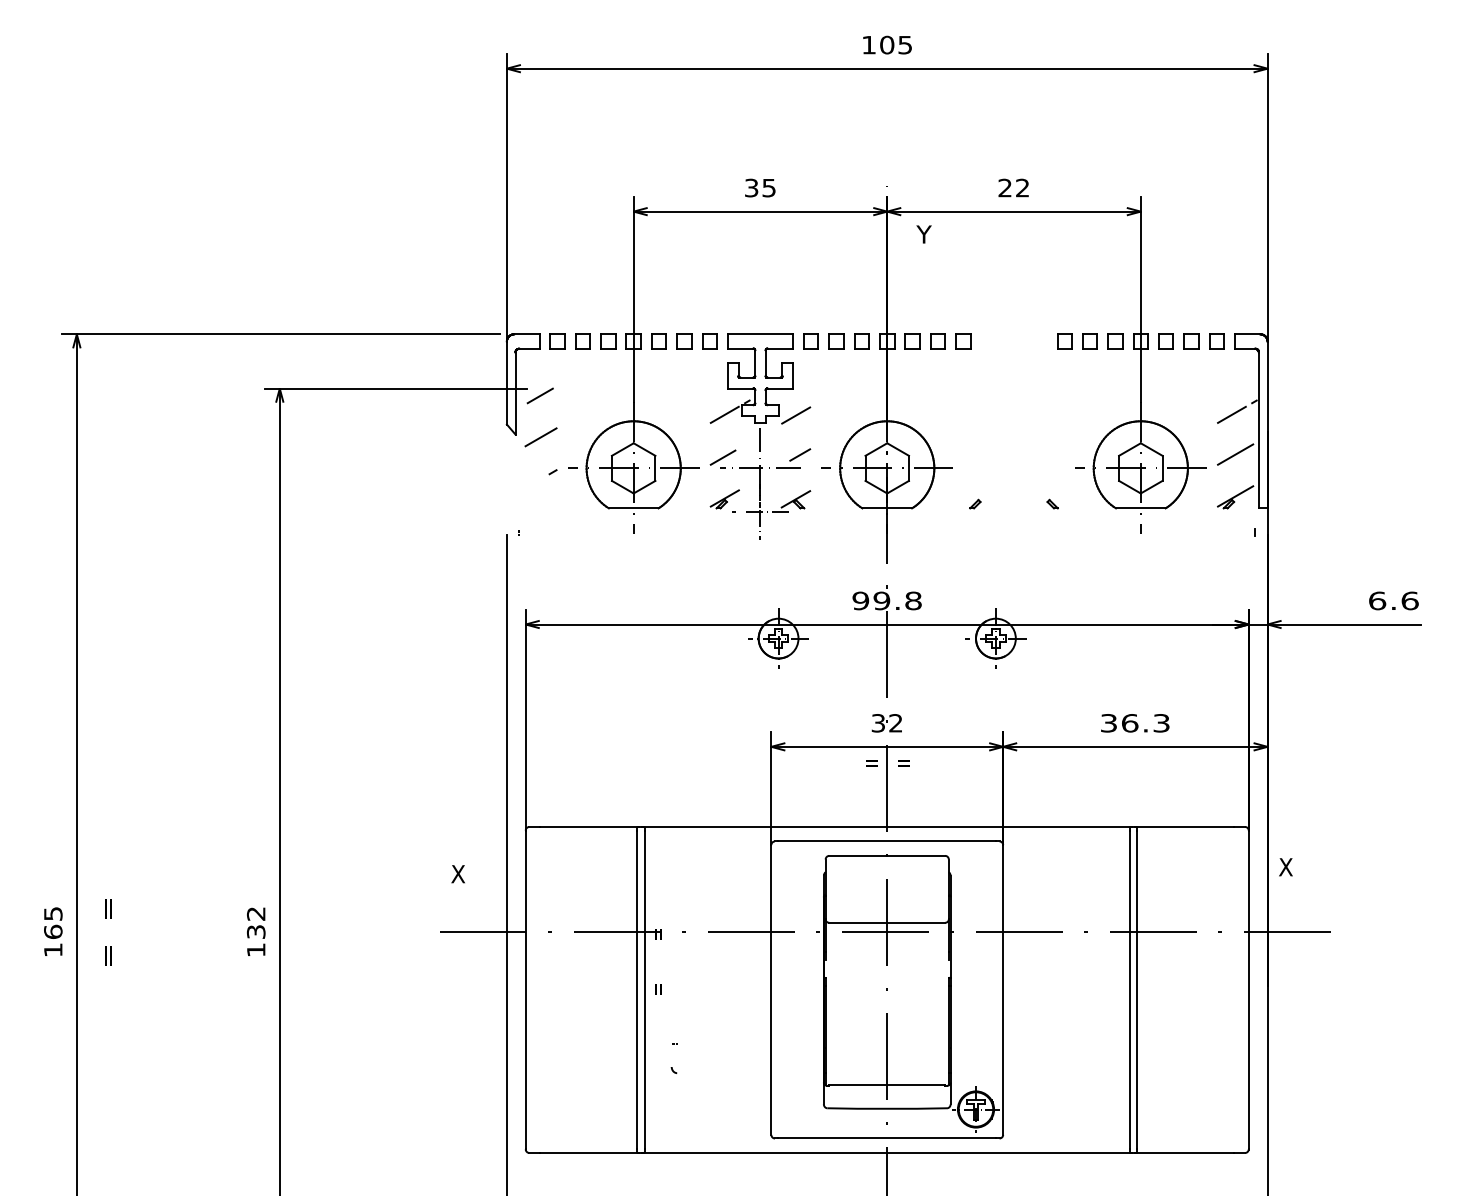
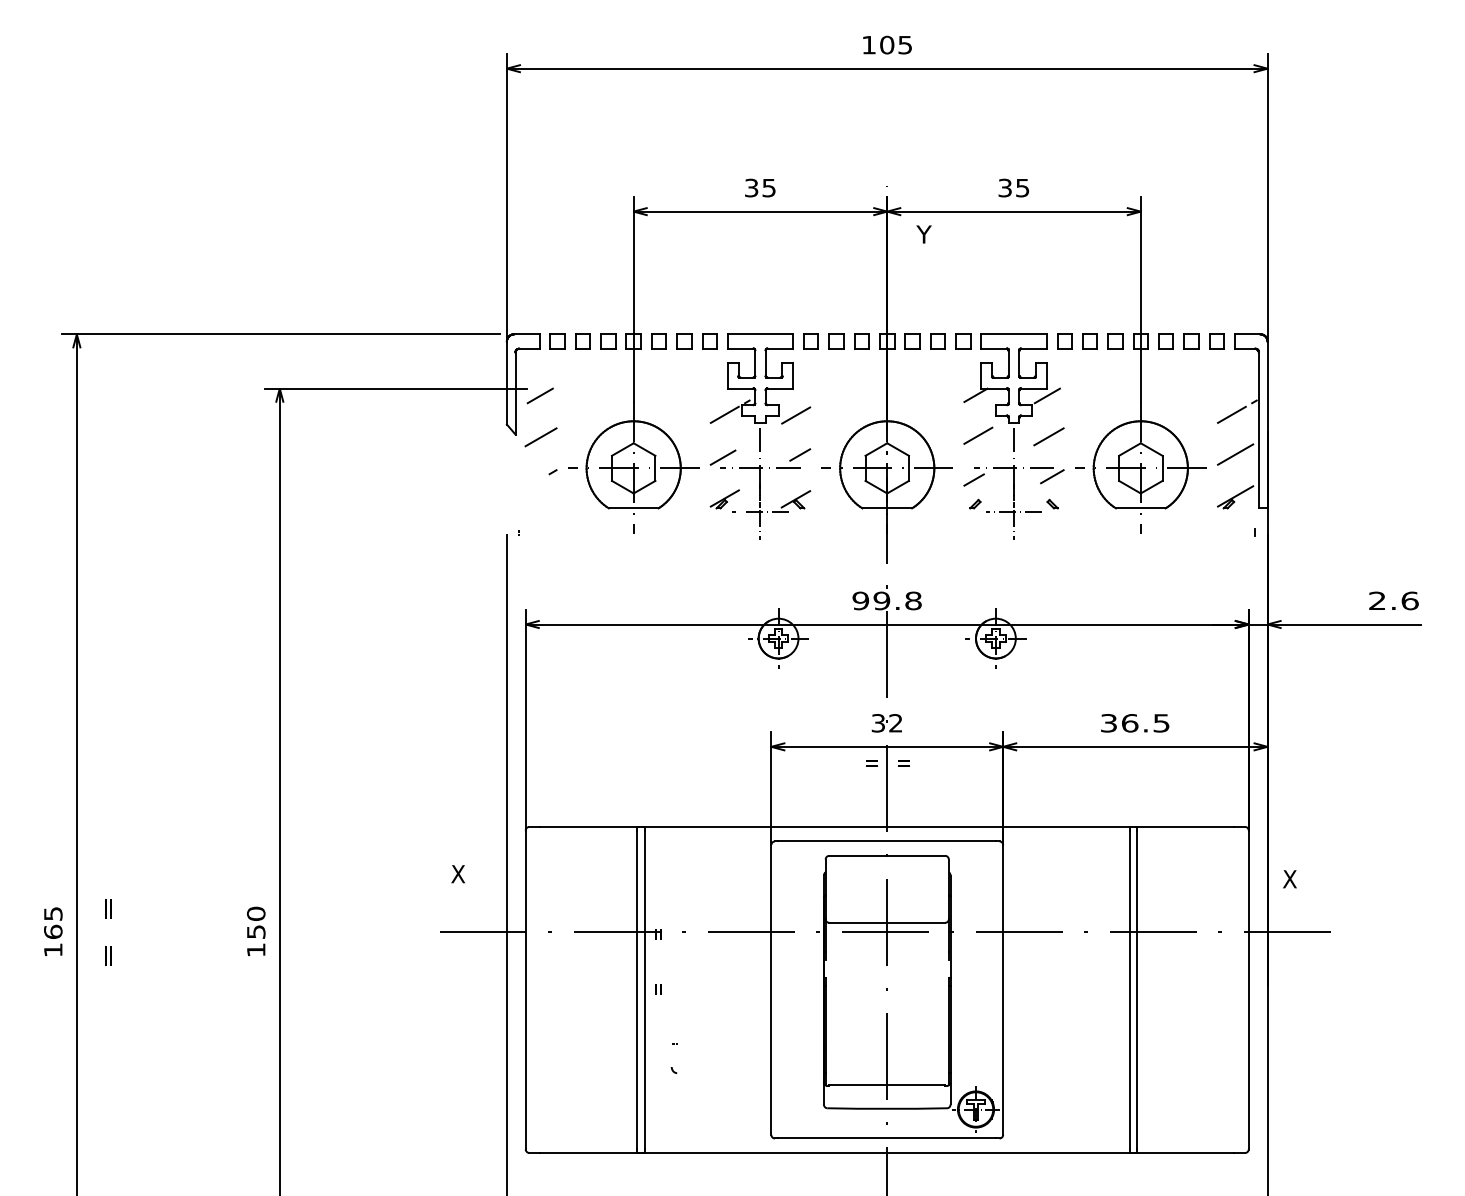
text: 22 -> 35 (1013, 187)
part: none -> present (1013, 436)
text: 6.6 -> 2.6 (1377, 600)
text: 36.3 -> 36.5 (1161, 722)
text position: (1285, 867) -> (1289, 879) (1289, 879)
text: 132 -> 150 (255, 922)
